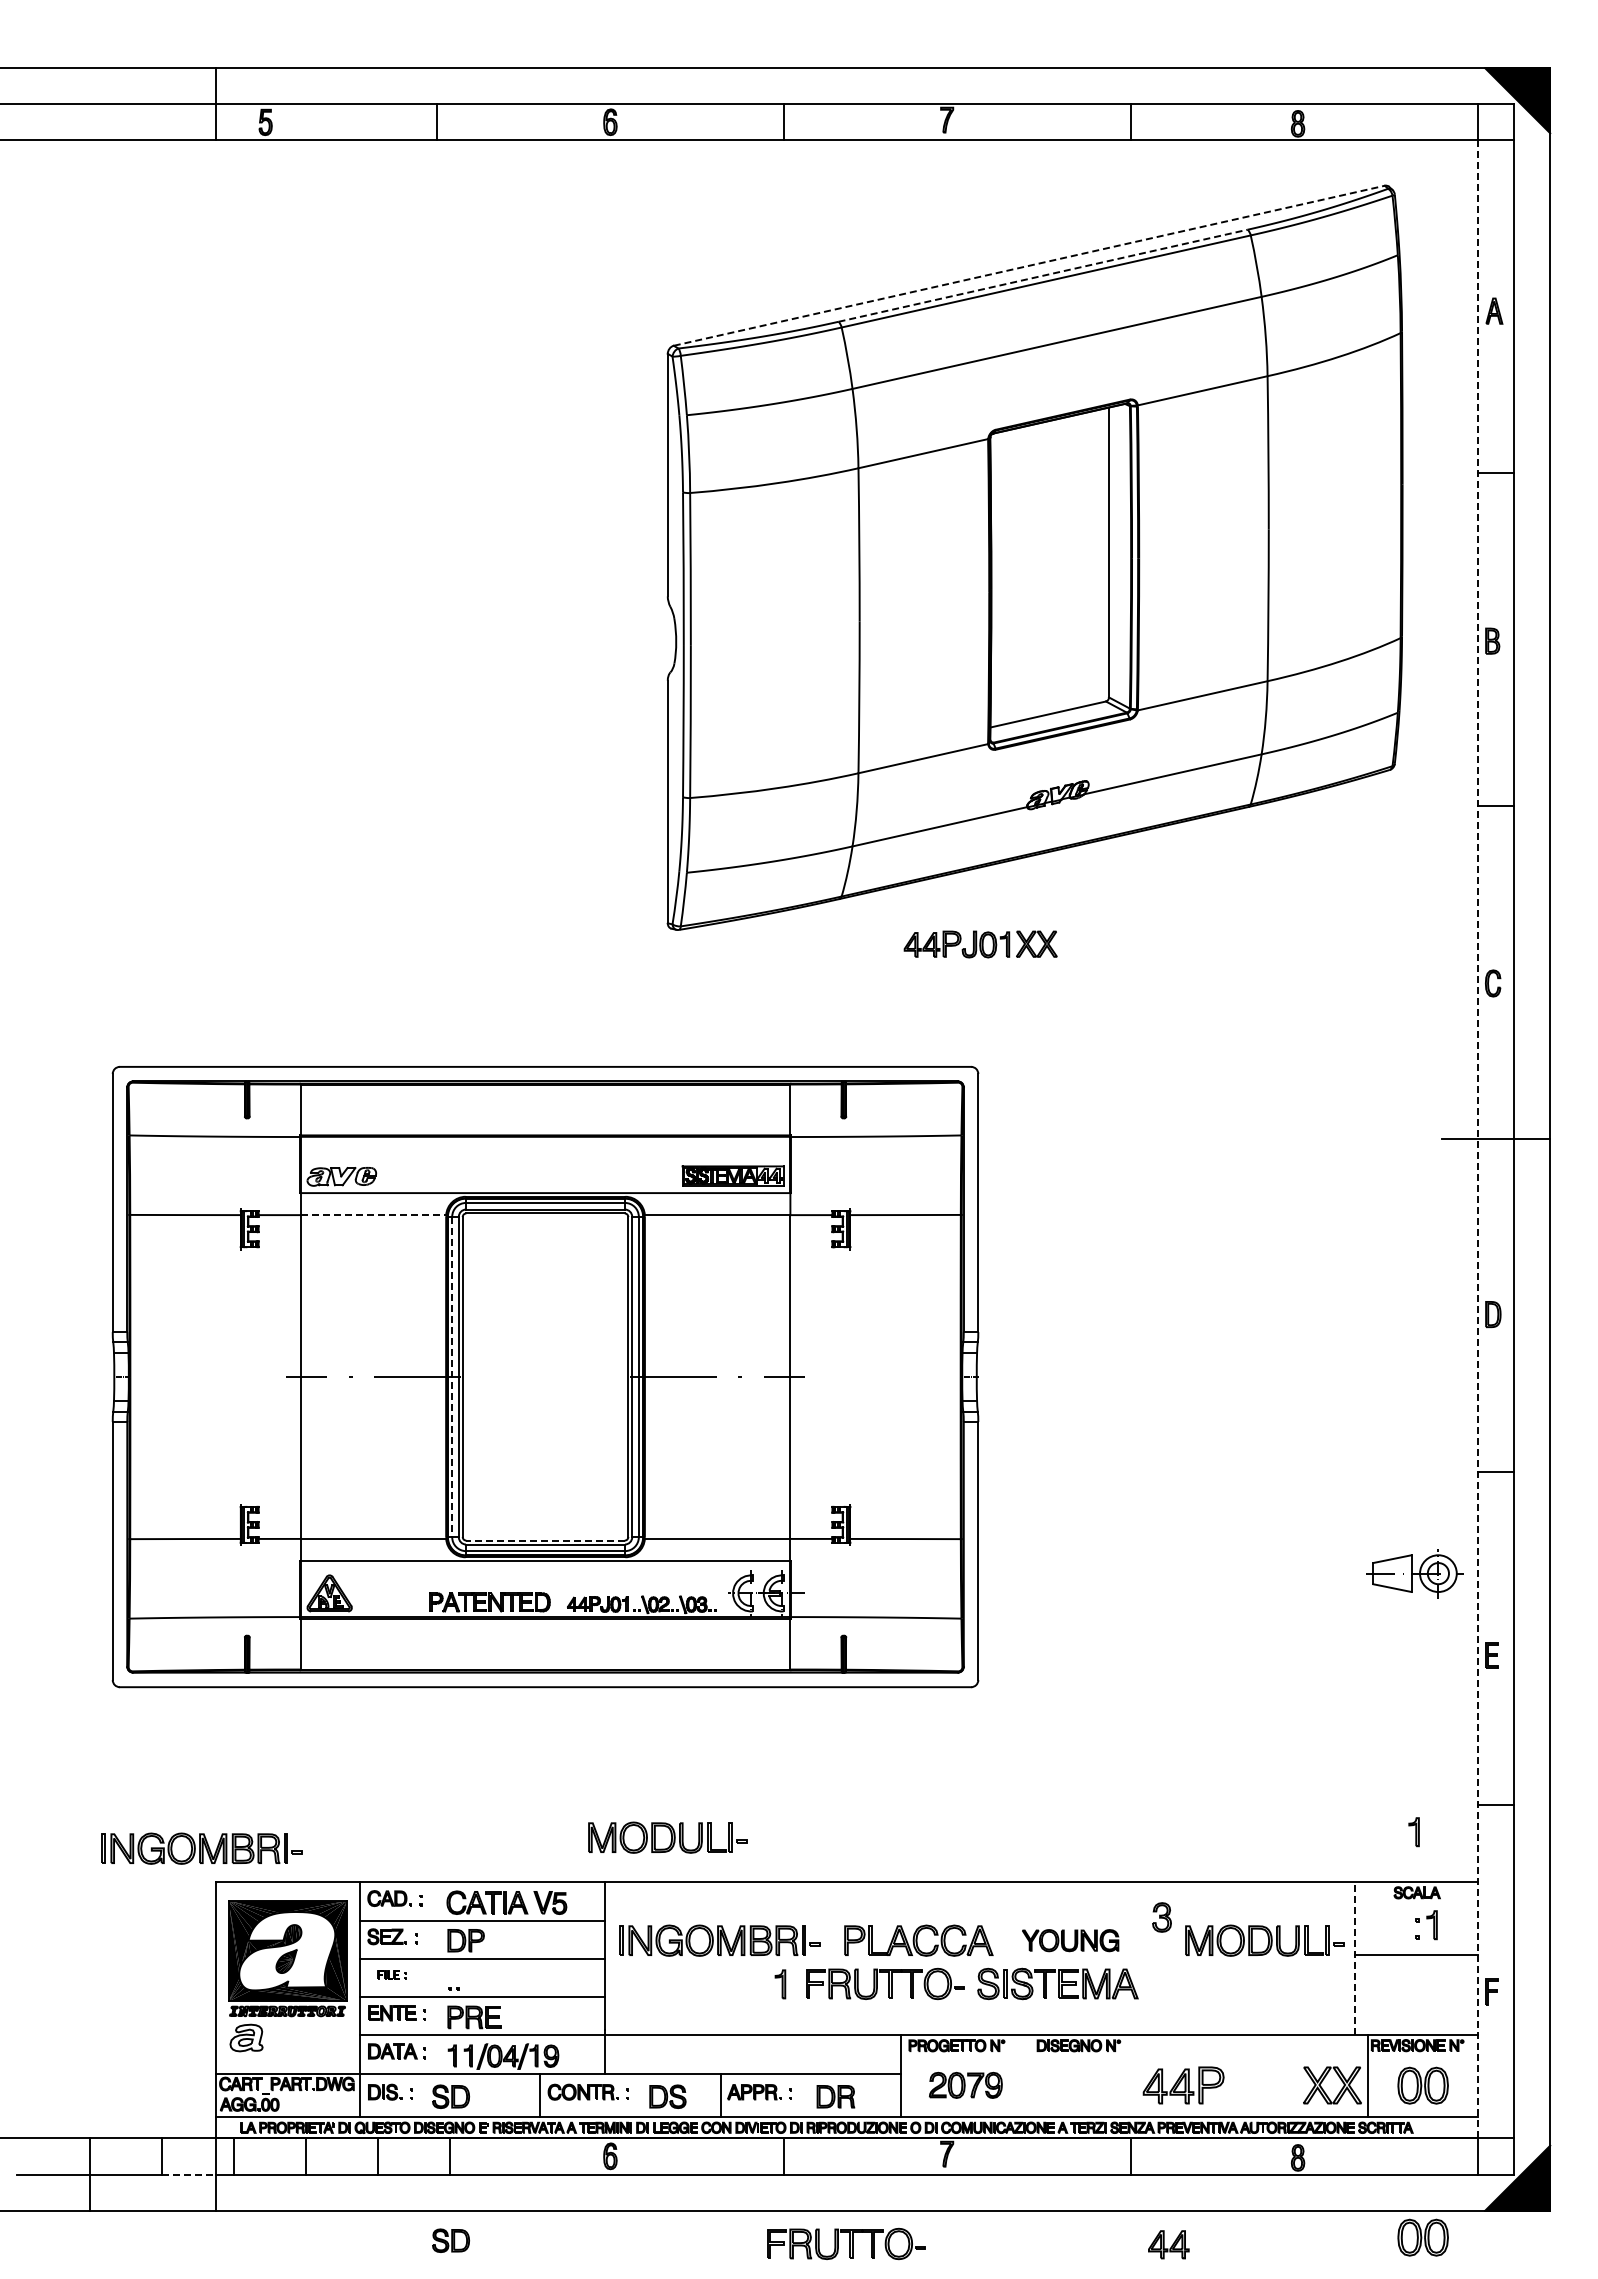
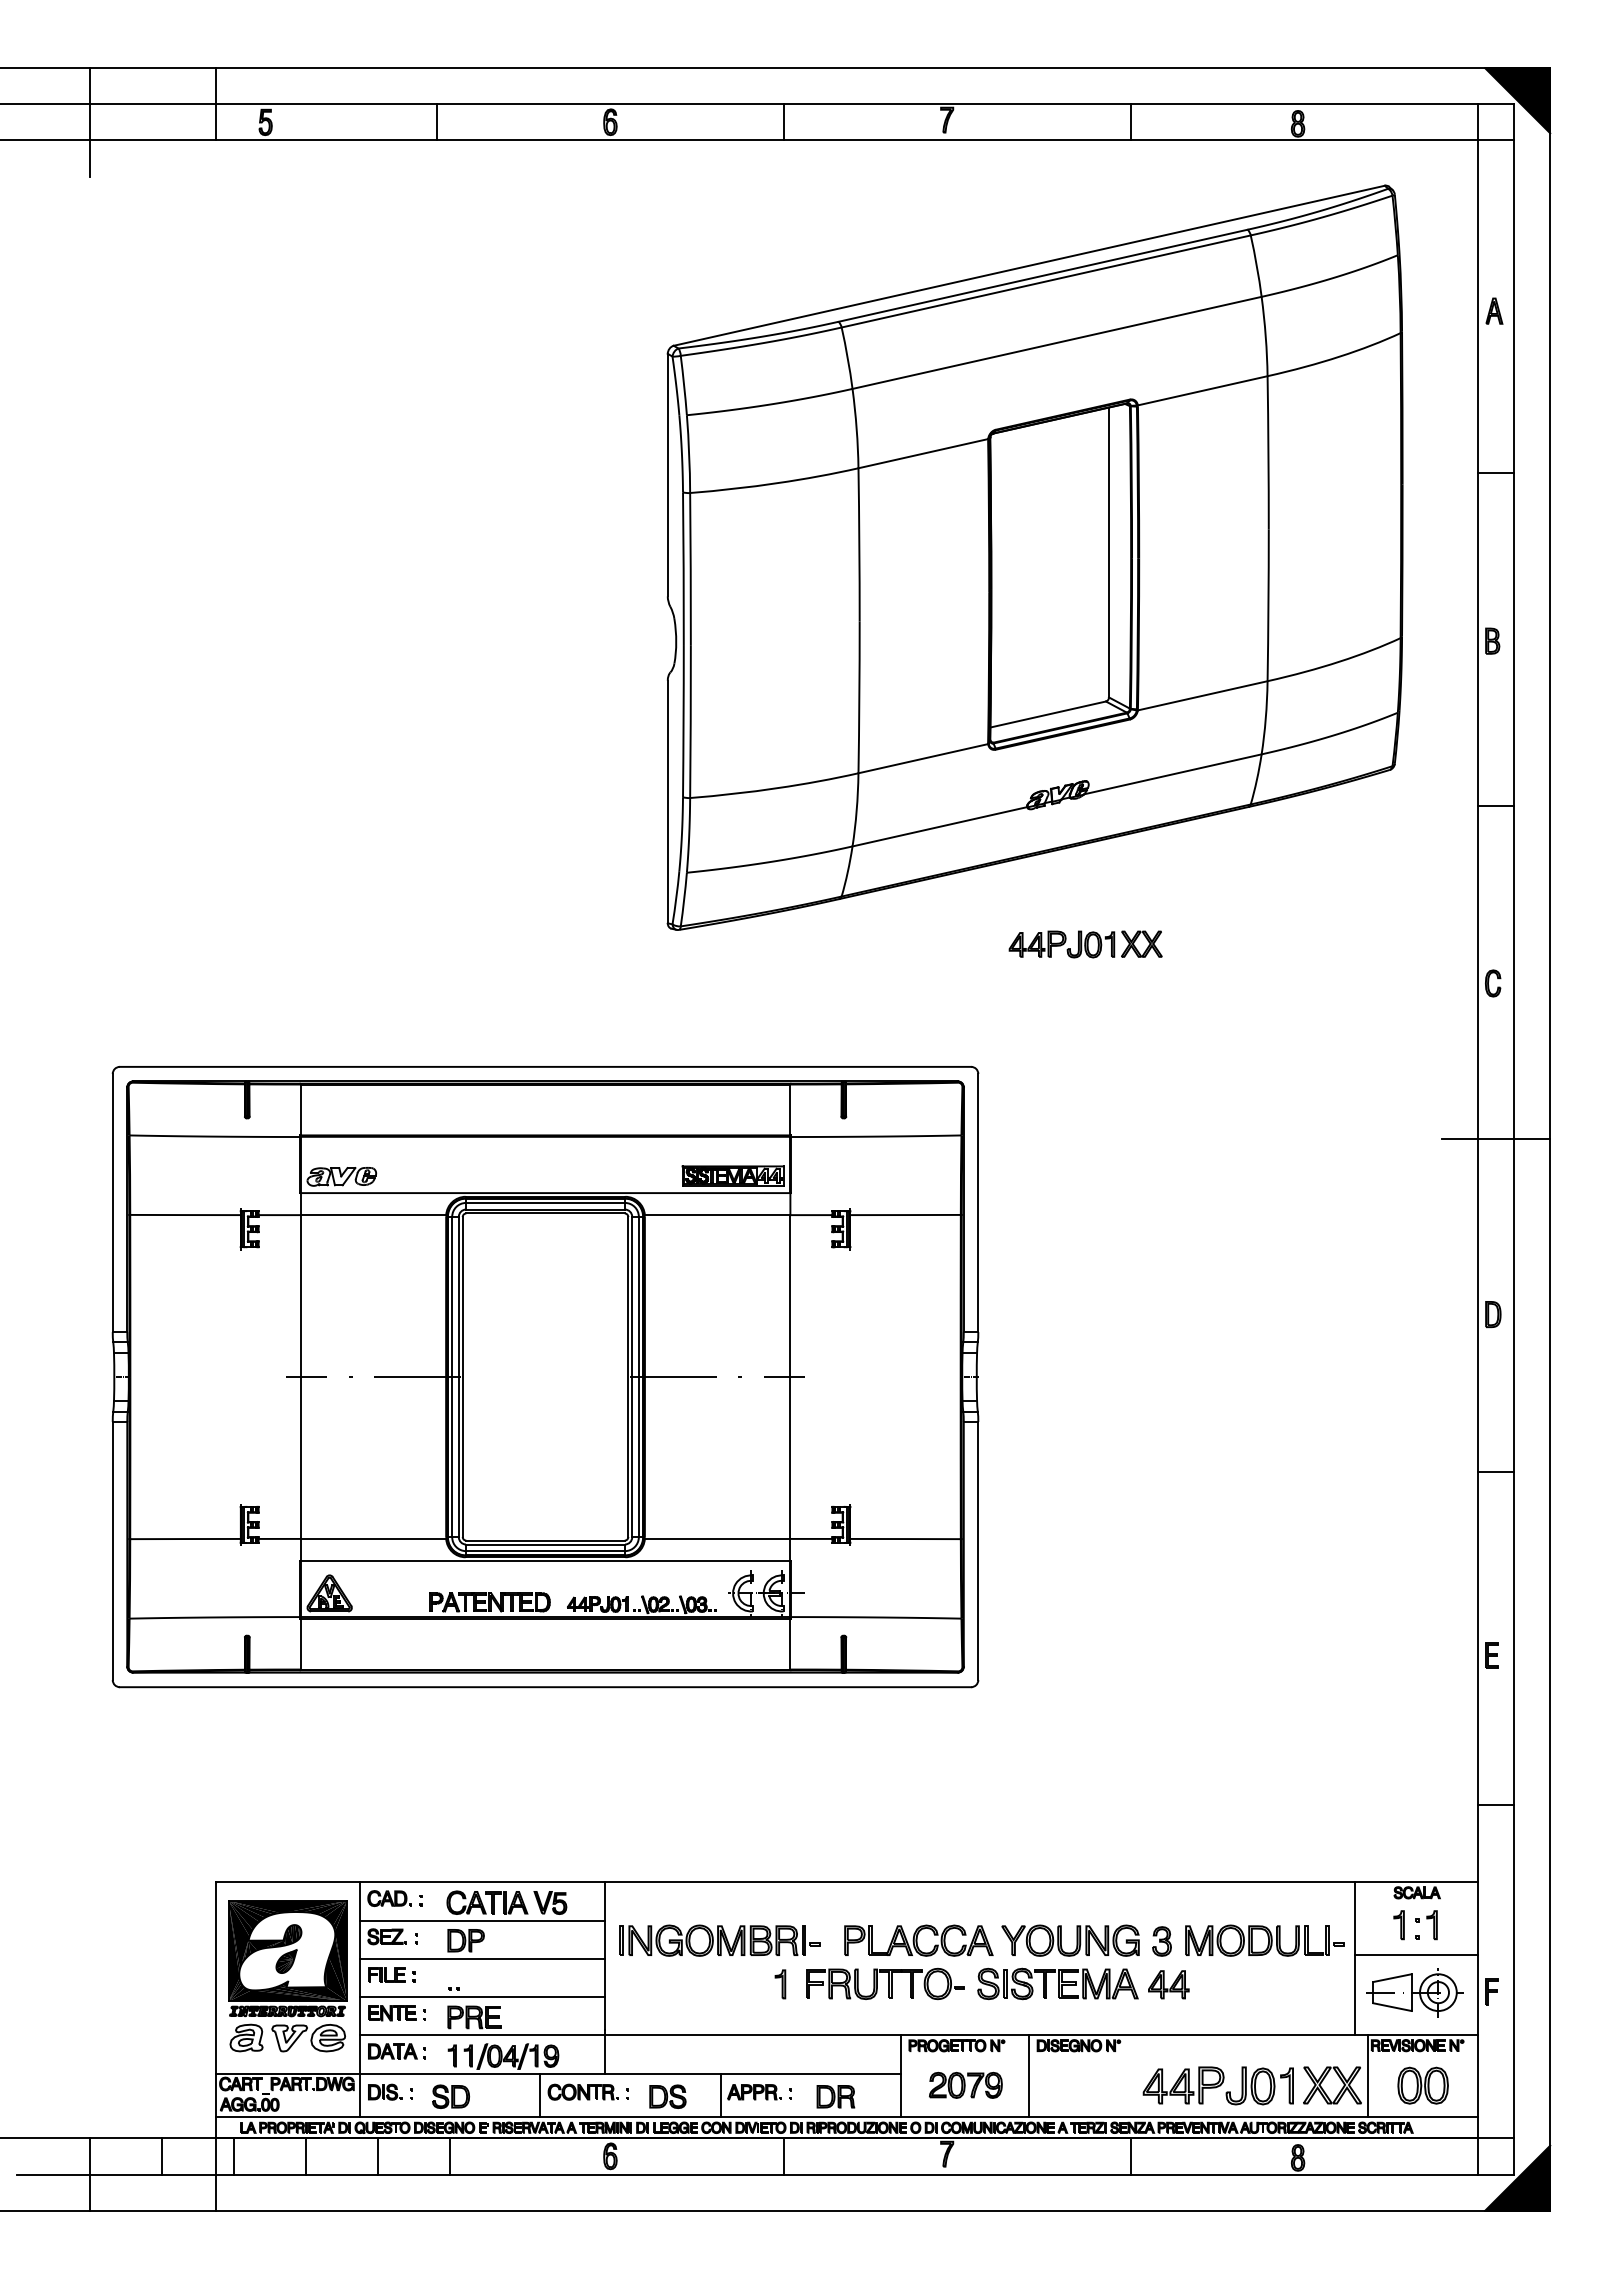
line: none -> present (89, 122)
line: dashed -> solid (1029, 265)
line: dashed -> solid (1043, 275)
part position: (980, 944) -> (1085, 944) (1085, 944)
line: dashed -> solid (1478, 1139)
line: dashed -> solid (373, 1215)
line: dashed -> solid (452, 1377)
line: dashed -> solid (545, 1540)
part position: (1414, 1573) -> (1414, 1992) (1414, 1992)
part position: (1413, 1832) -> (1398, 1925) (1398, 1925)
part: present -> none (667, 1837)
part: present -> none (201, 1848)
part position: (1161, 1917) -> (1161, 1941) (1161, 1941)
part size: 98x24 px -> 139x33 px (1070, 1940)
line: dashed -> solid (1355, 1958)
part size: 30x10 px -> 48x16 px (391, 1974)
part: none -> present (308, 2038)
line: none -> present (1029, 2075)
part: none -> present (1259, 2085)
line: dashed -> solid (189, 2174)
part: present -> none (1422, 2237)
part: present -> none (450, 2240)
part: present -> none (846, 2243)
part position: (1168, 2244) -> (1168, 1984) (1168, 1984)
